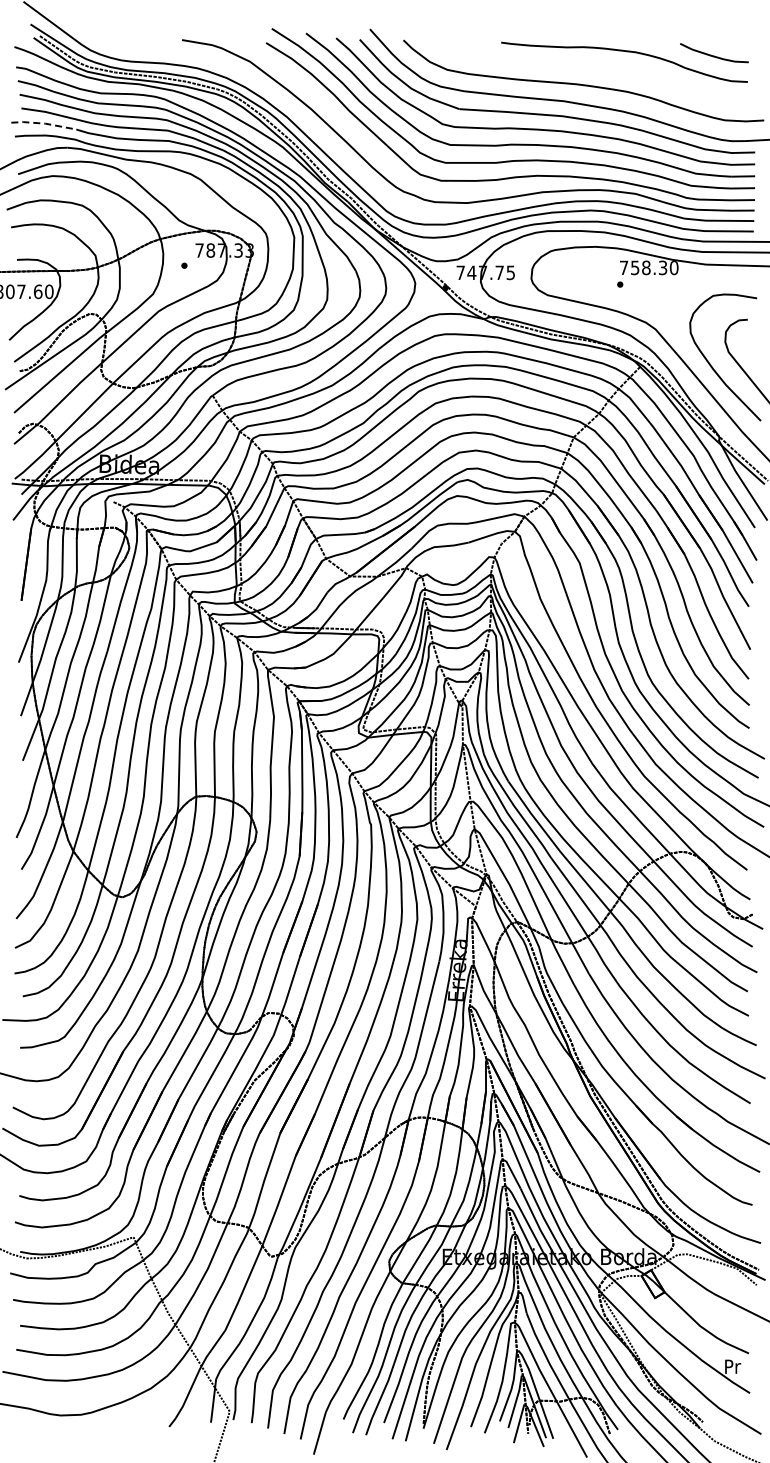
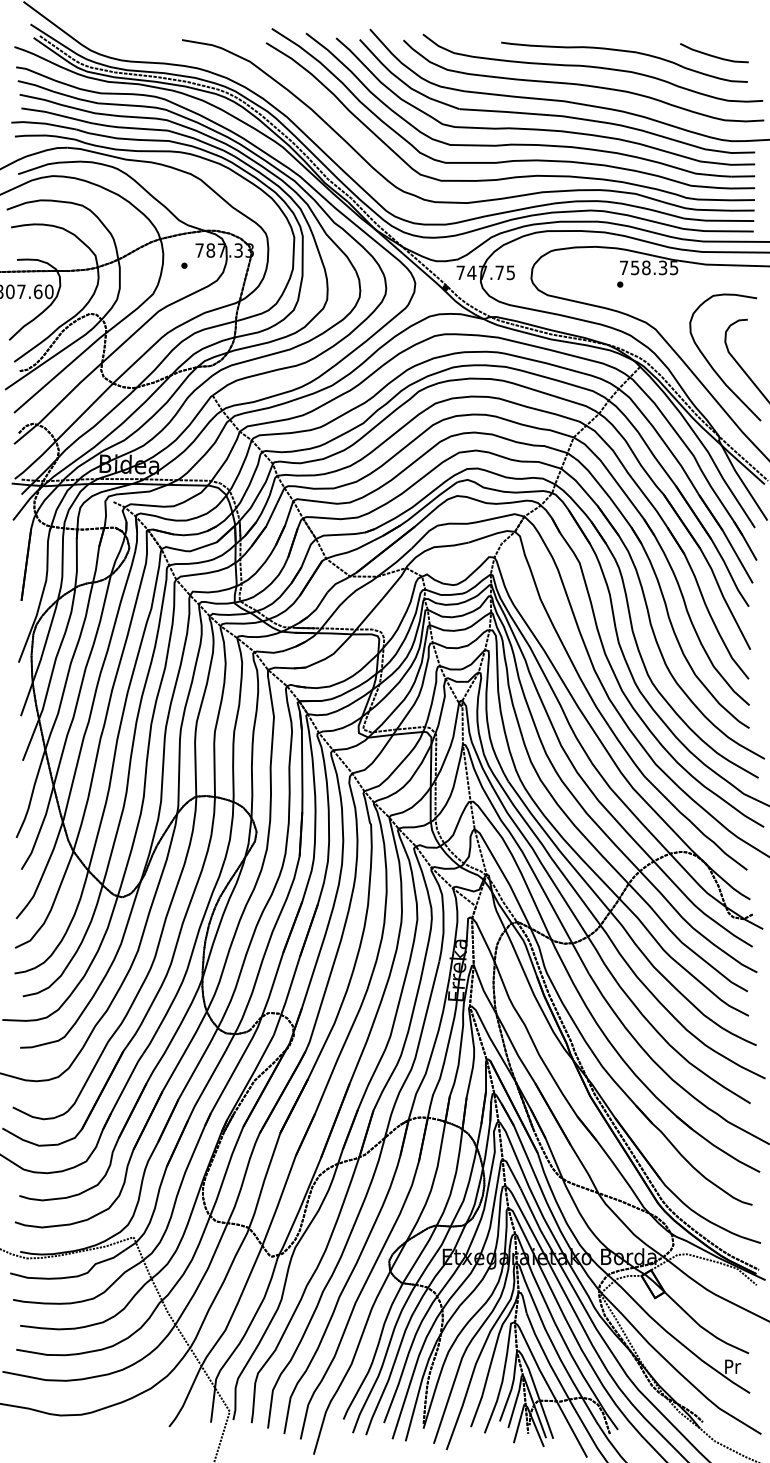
curve: none -> present (592, 67)
line: dashed -> solid (44, 123)
text: 758.30 -> 758.35 (673, 268)
